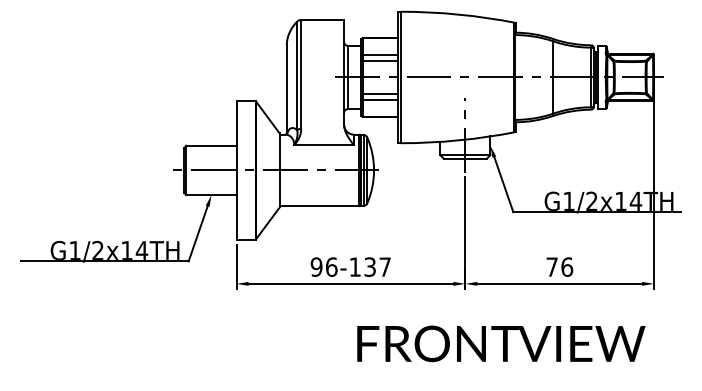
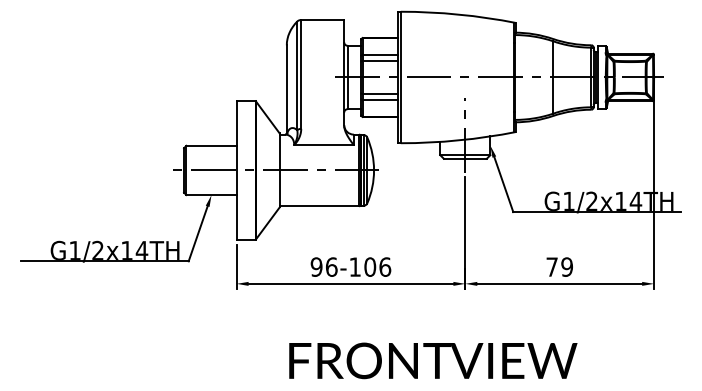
text: 96-137 -> 96-106 (377, 266)
text: 76 -> 79 (567, 266)
text position: (501, 343) -> (433, 360) (433, 360)
